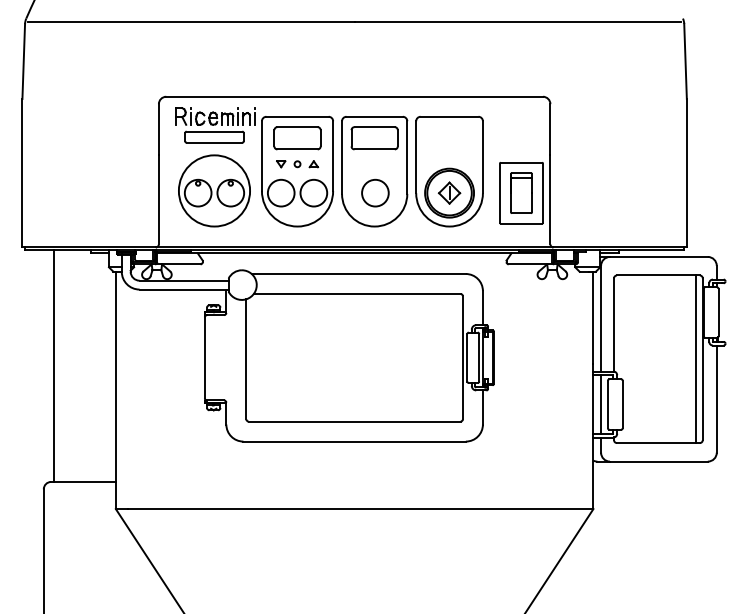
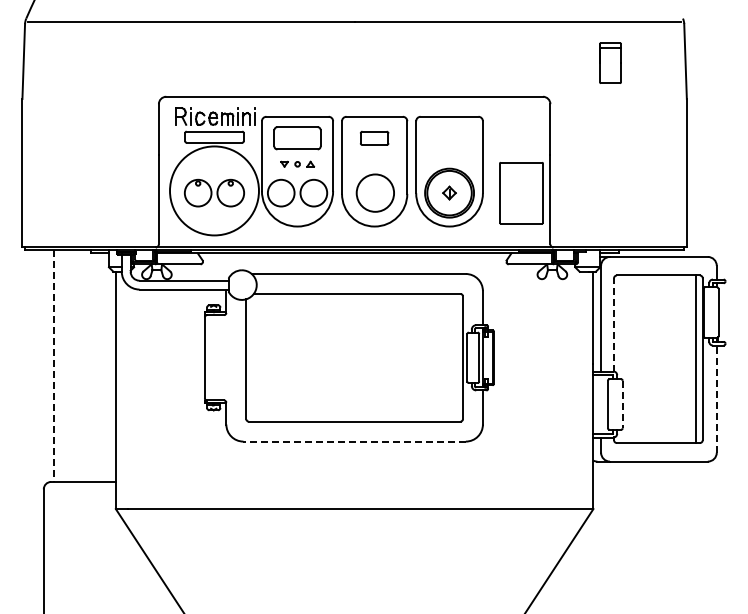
part size: 49x25 px -> 30x16 px (374, 137)
part size: 44x9 px -> 35x8 px (297, 163)
circle diameter: 71 px -> 89 px (214, 190)
circle diameter: 27 px -> 37 px (375, 192)
part size: 25x24 px -> 15x16 px (449, 192)
part position: (521, 192) -> (610, 62) (610, 62)
line: solid -> dashed (614, 325)
line: solid -> dashed (53, 366)
line: solid -> dashed (716, 399)
line: present -> none (601, 404)
line: solid -> dashed (622, 404)
line: solid -> dashed (354, 441)
